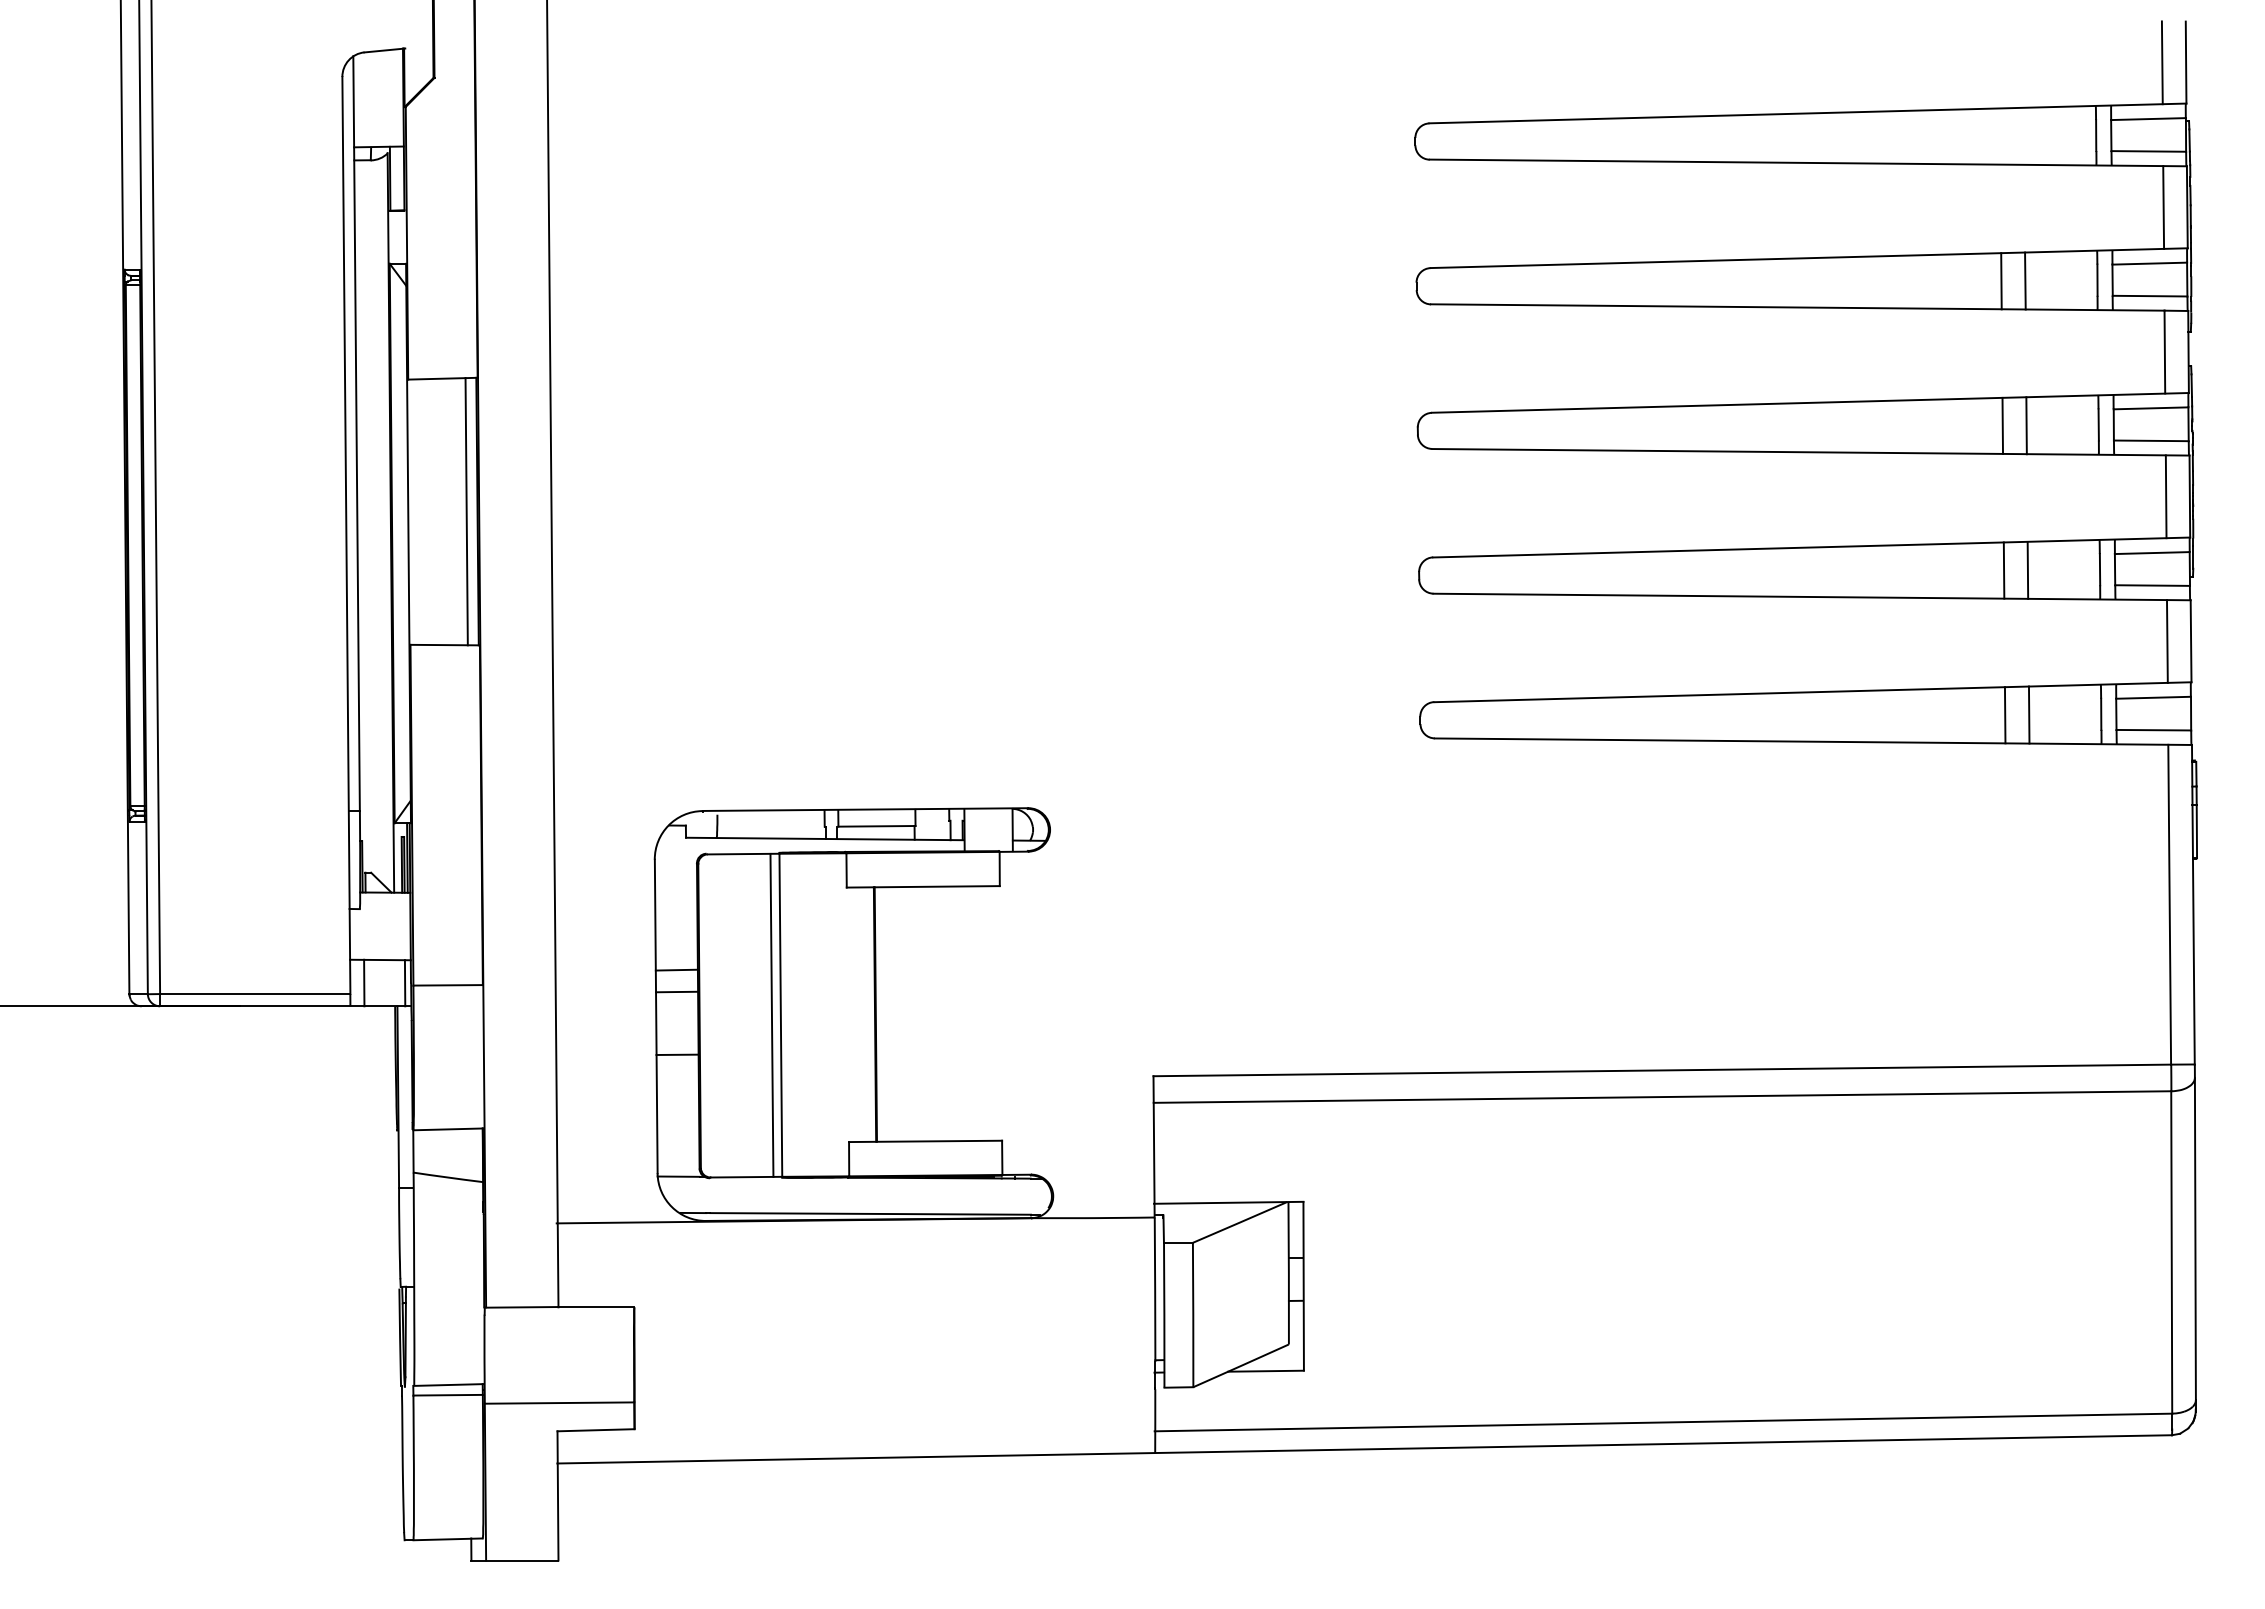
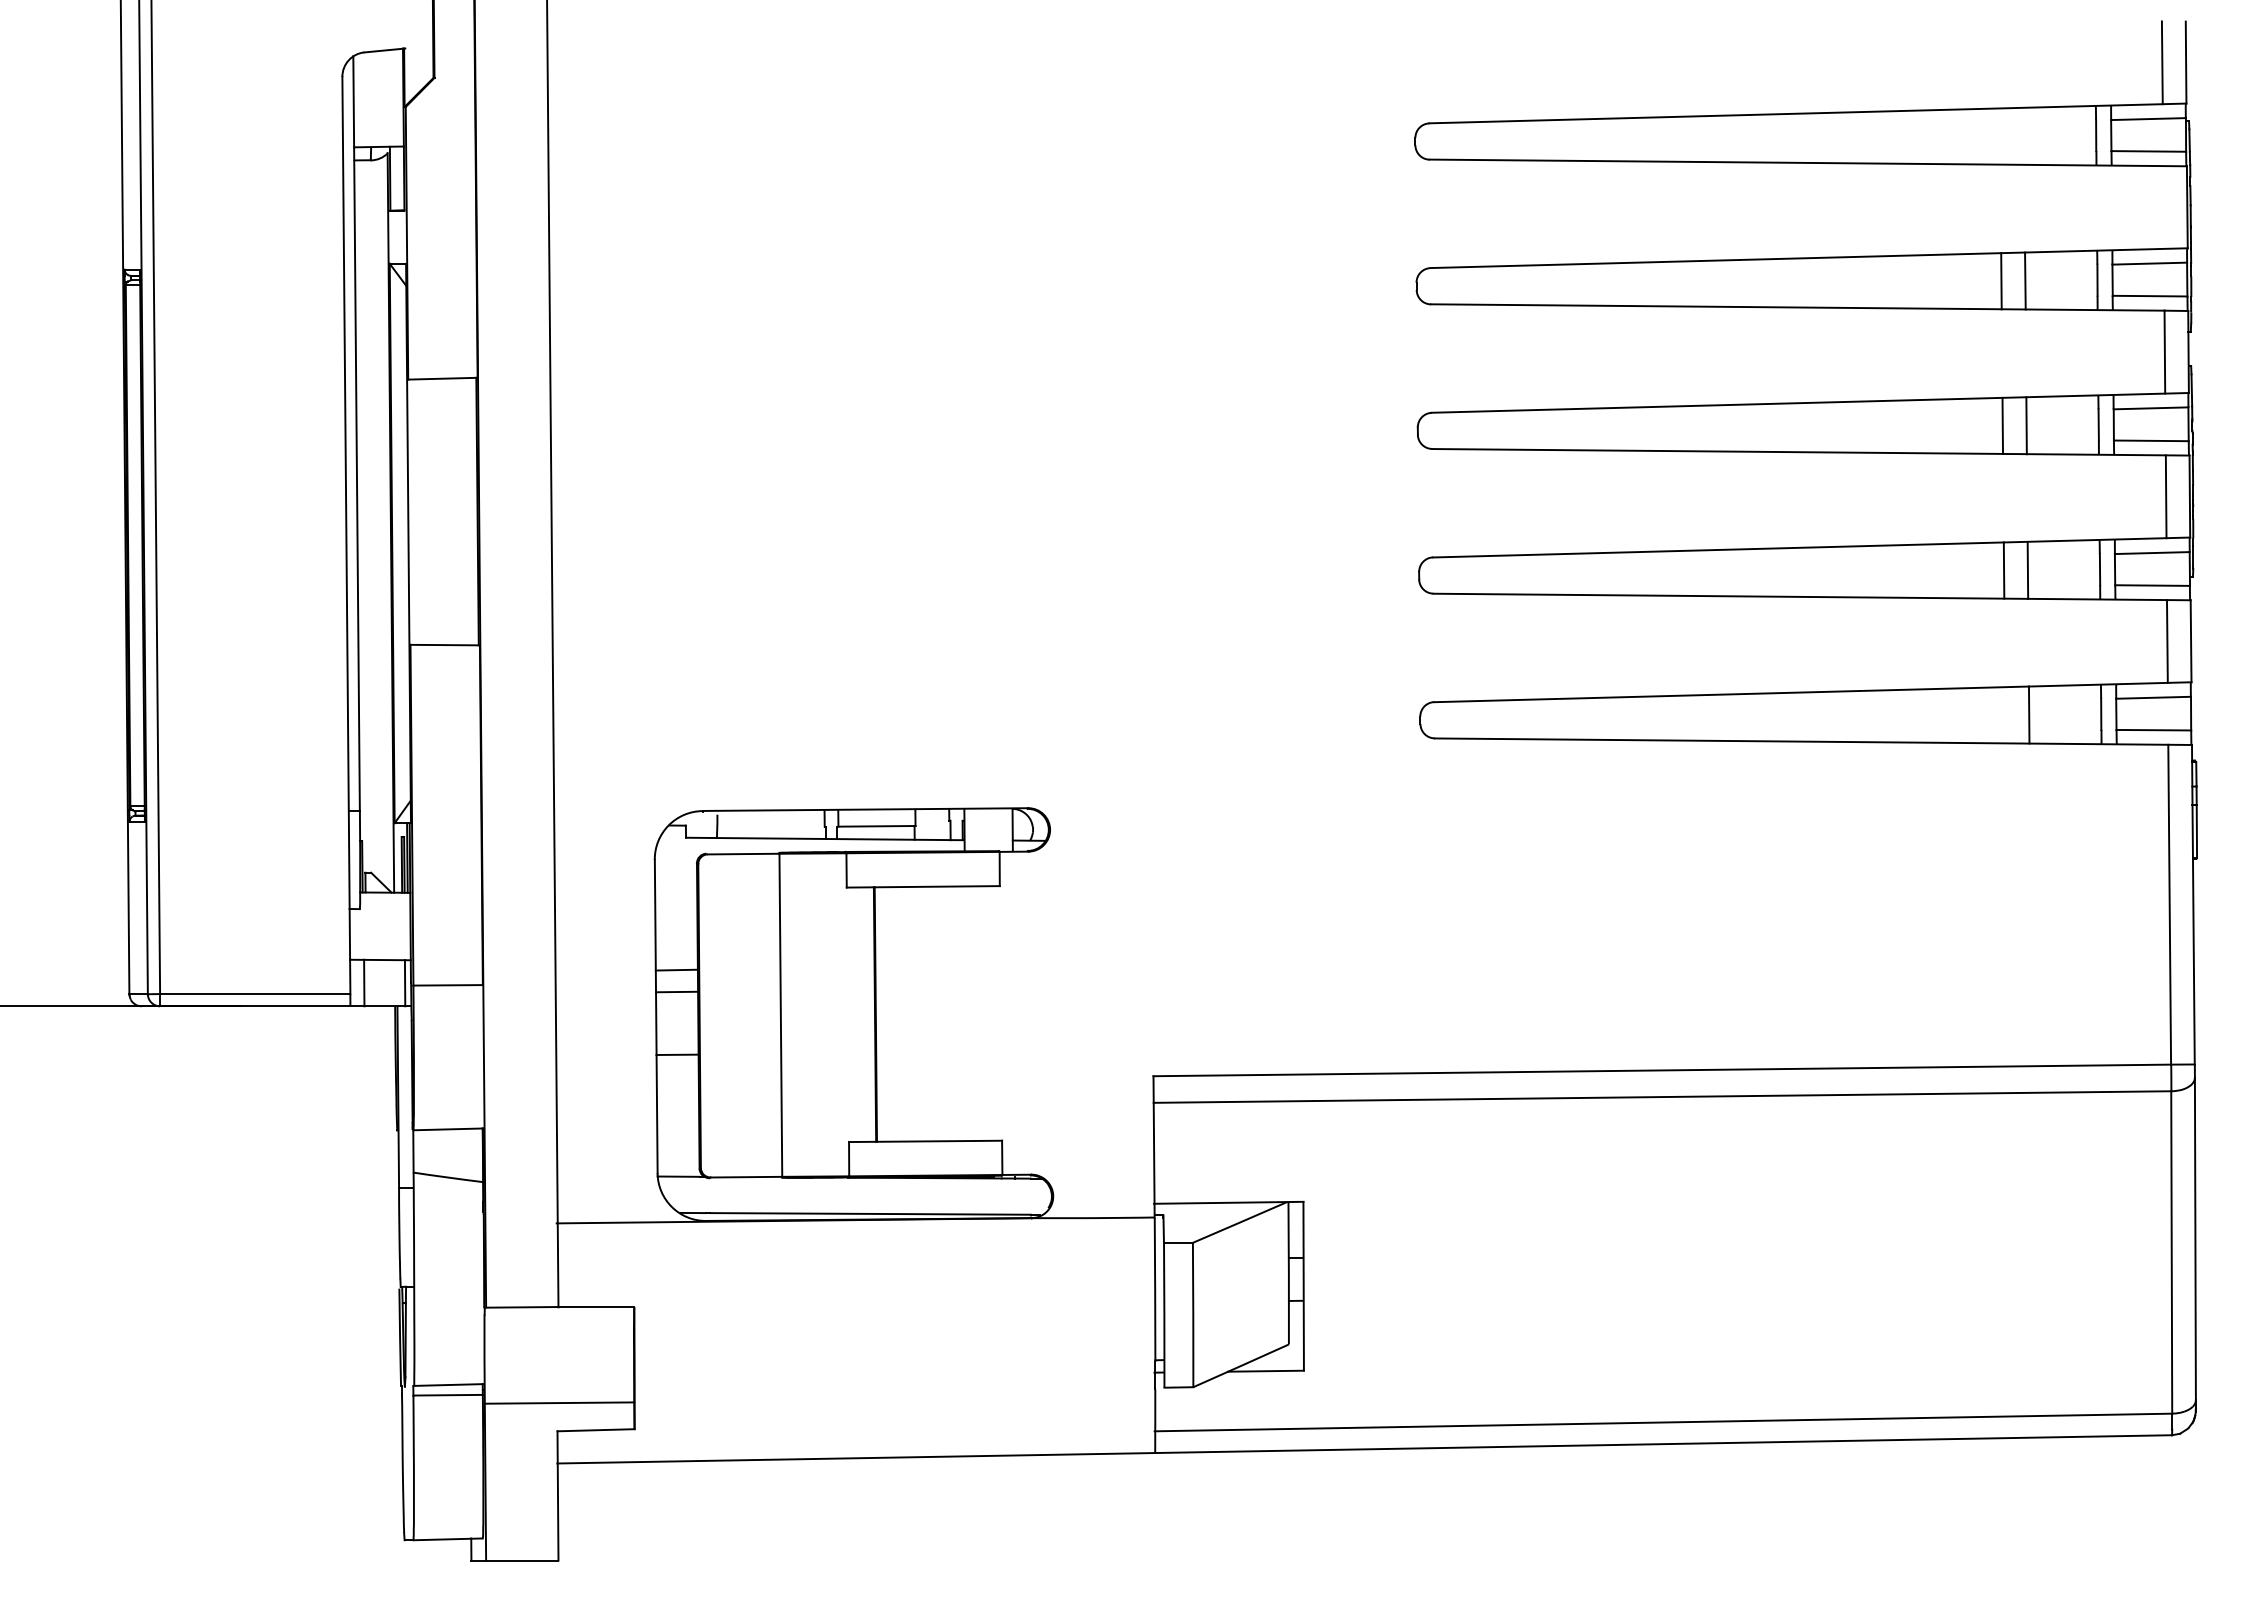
line: present -> none (2163, 207)
line: present -> none (466, 511)
line: present -> none (2004, 715)
line: present -> none (771, 1015)
